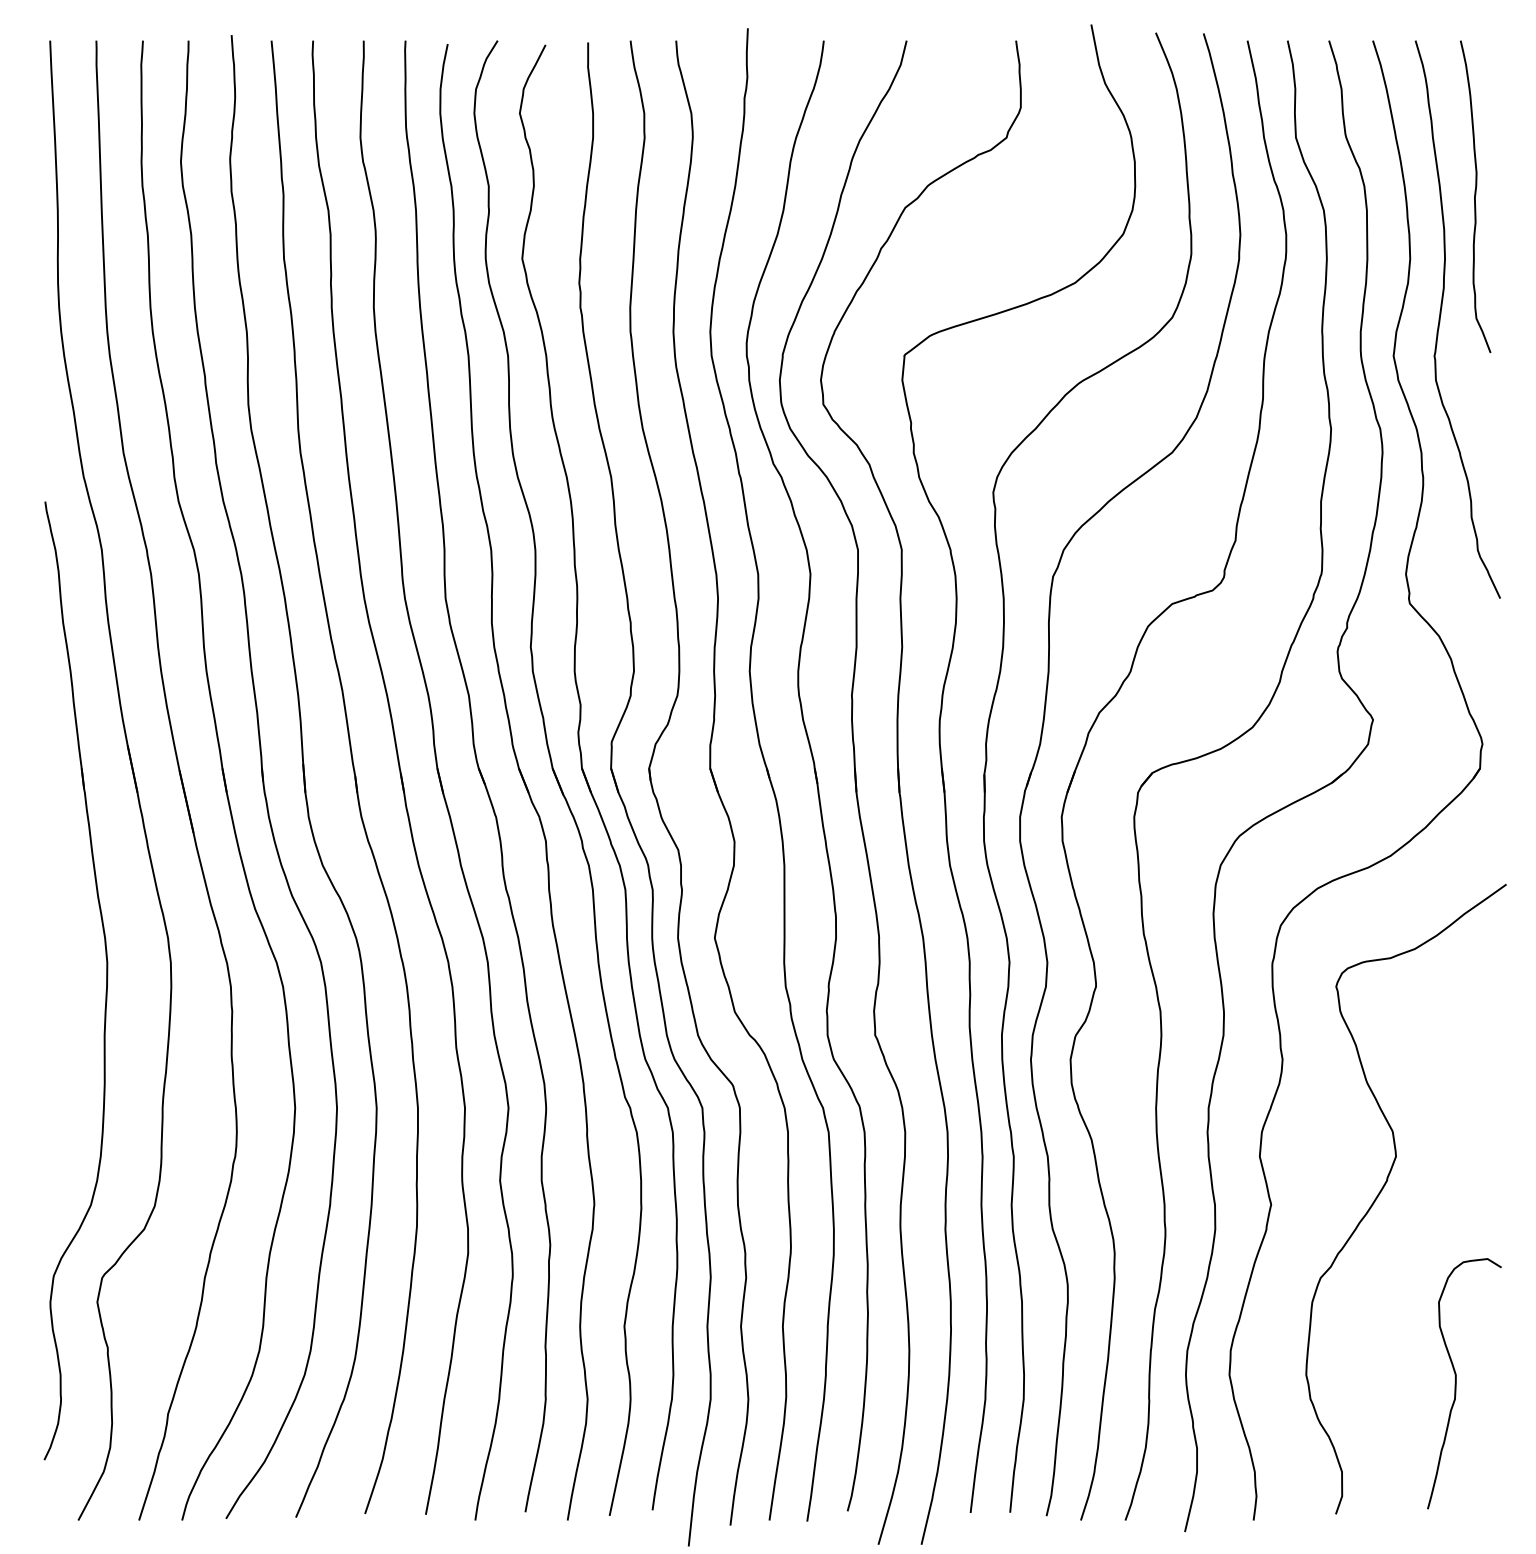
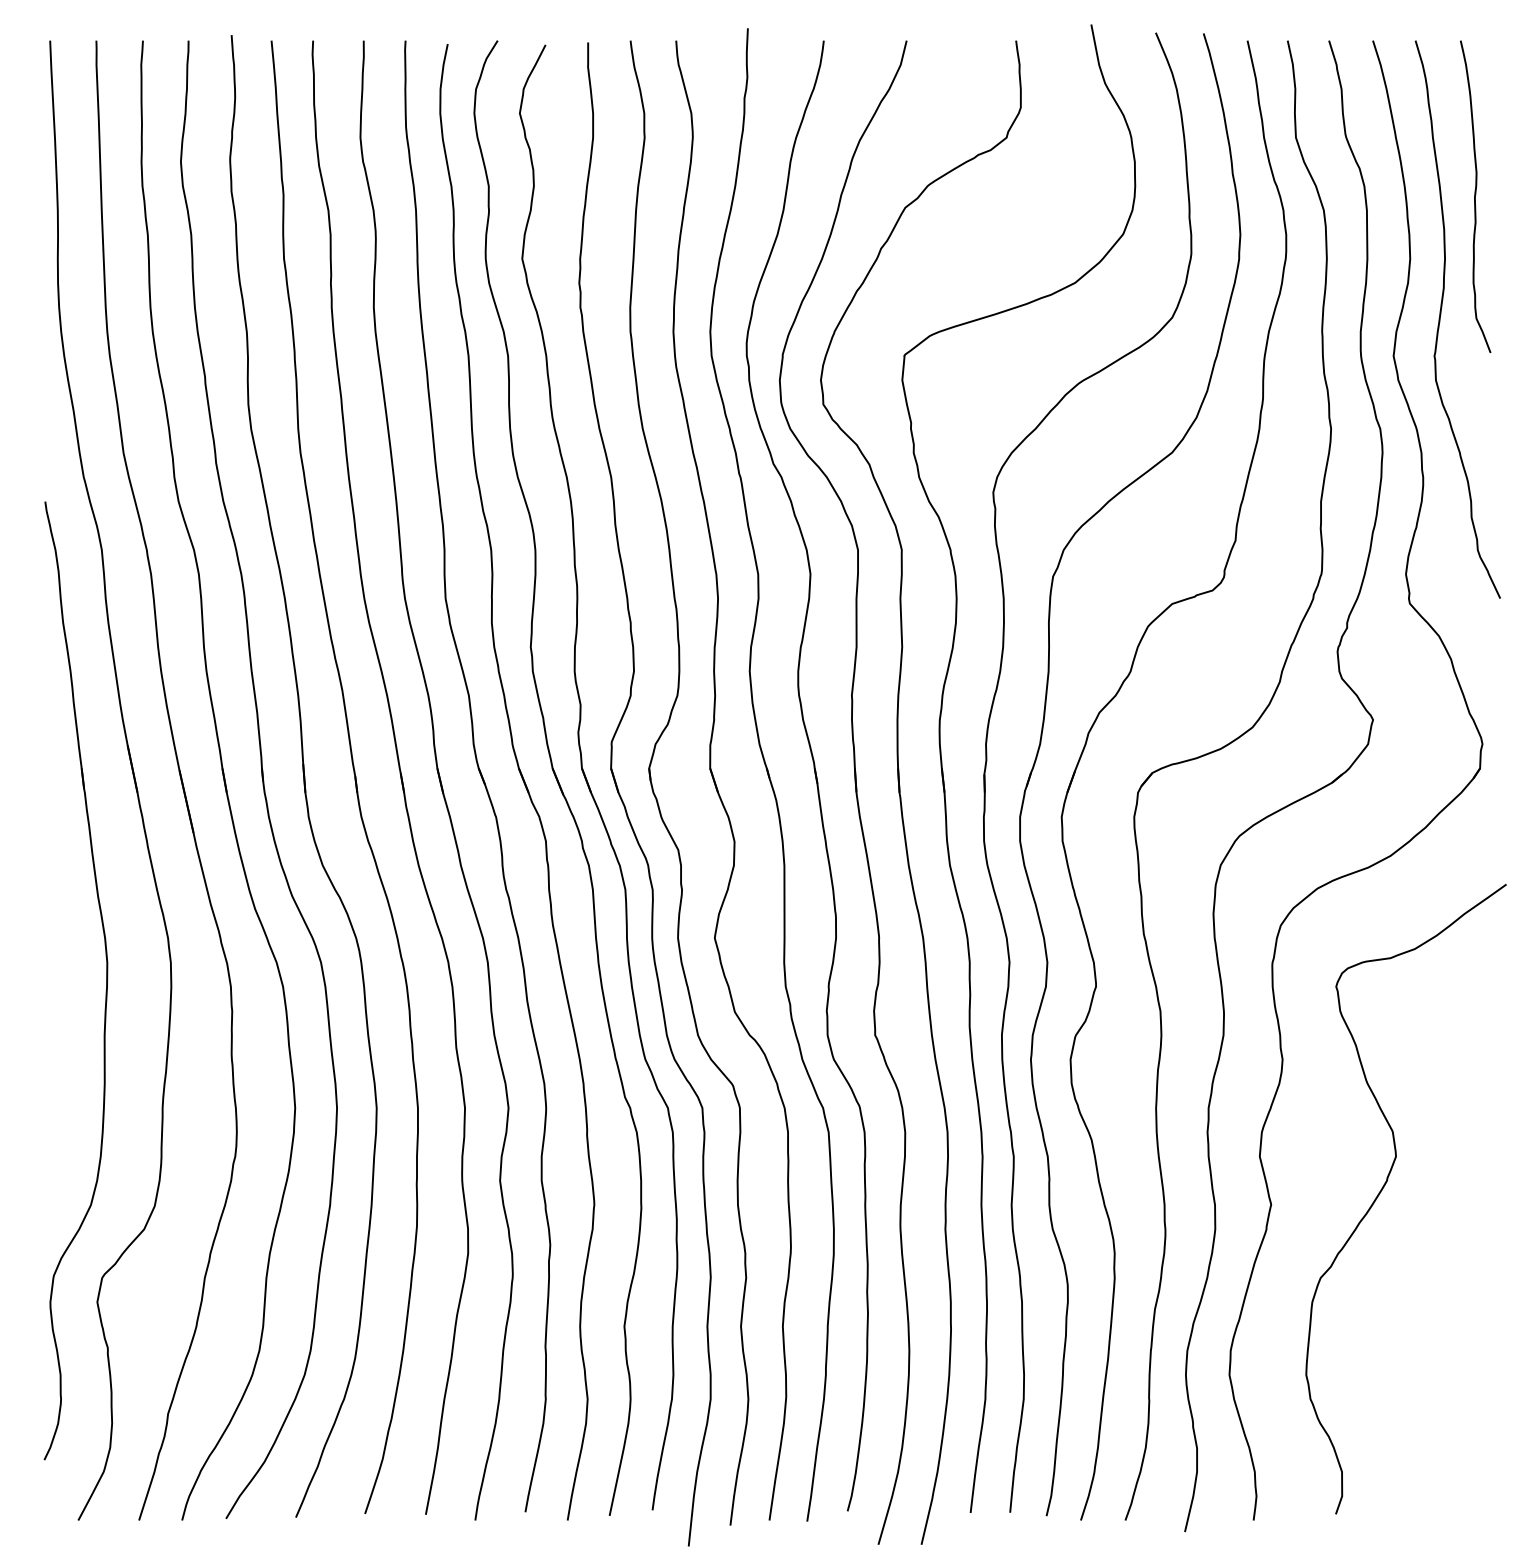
curve: present -> none (1456, 1383)
